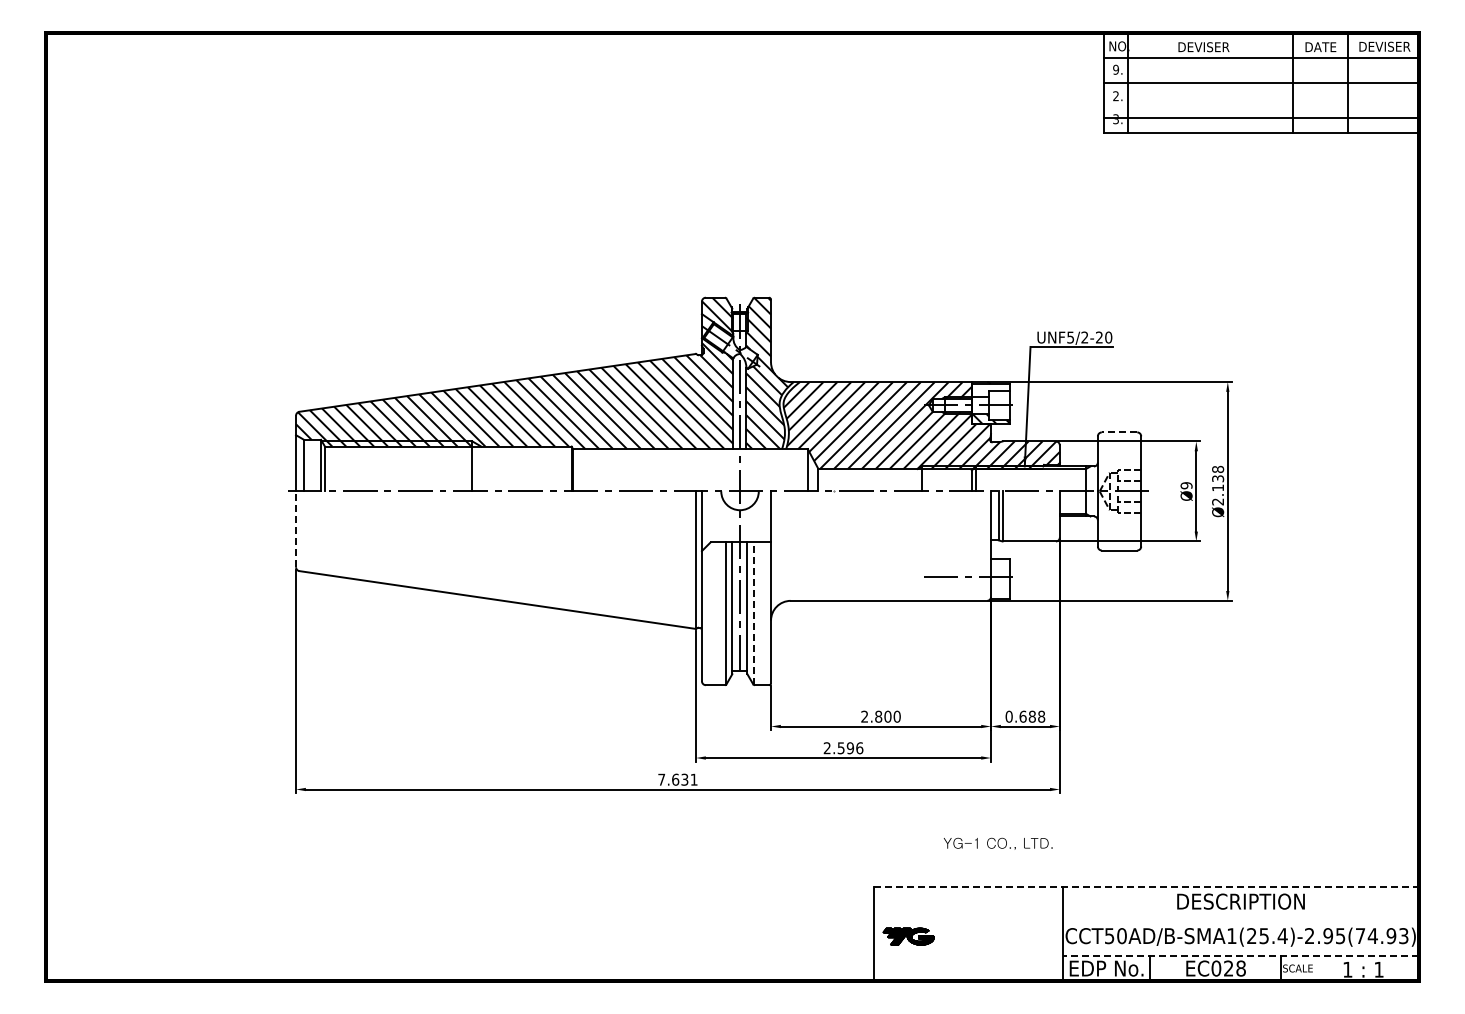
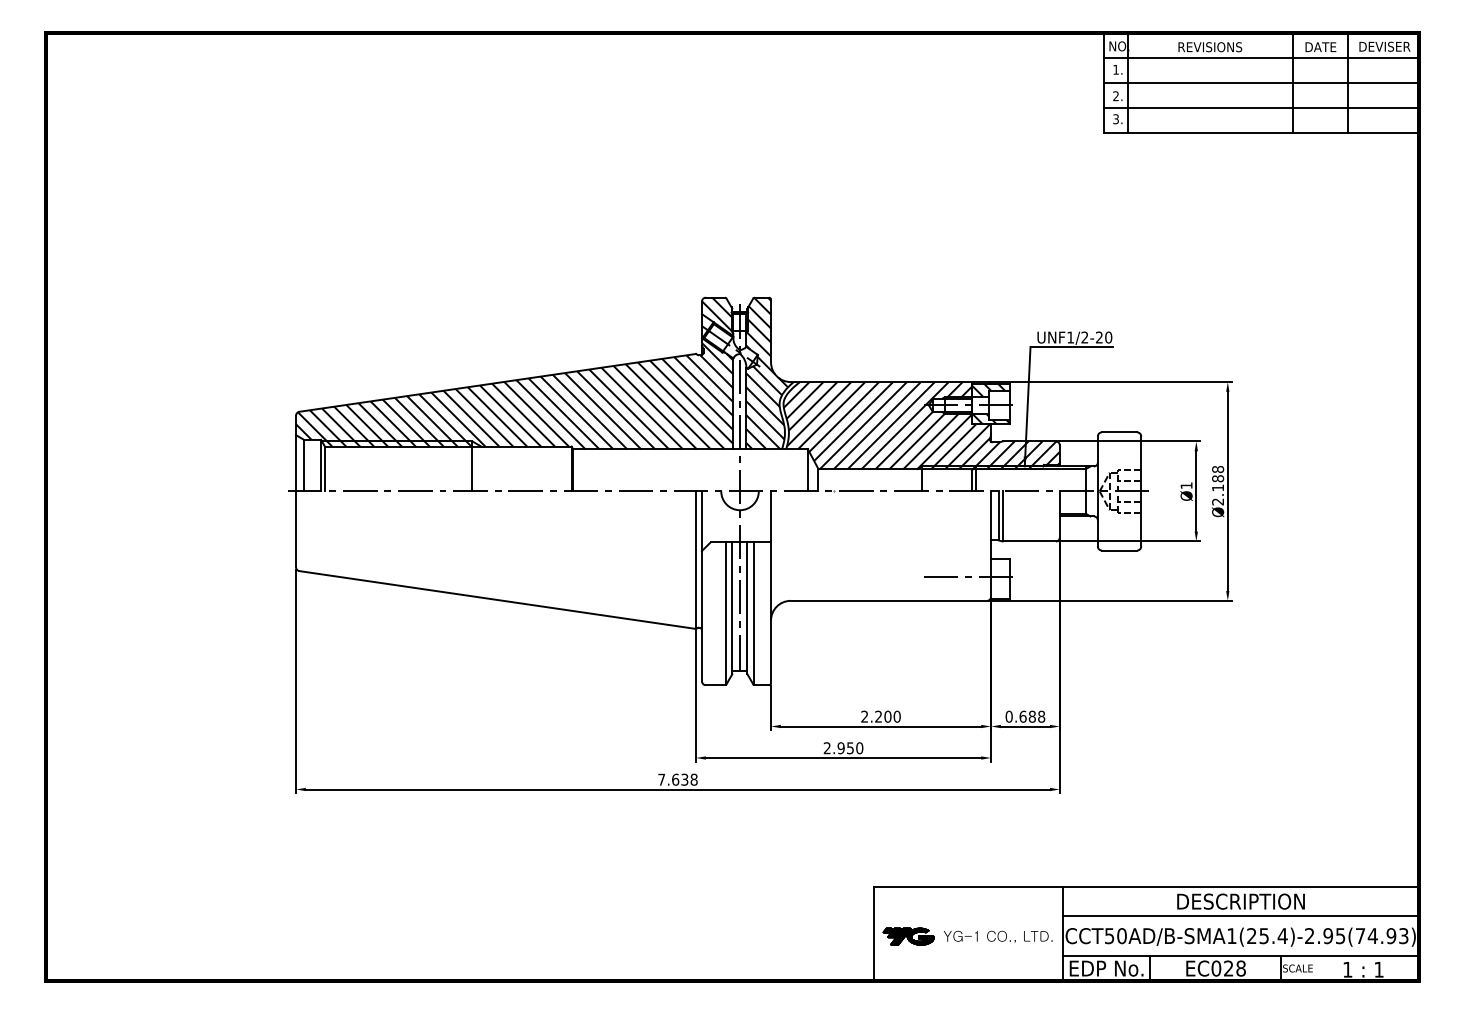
text: DEVISER -> REVISIONS (1210, 47)
text: 9. -> 1. (1116, 69)
line position: (1261, 118) -> (1261, 108) (1261, 108)
text: UNF5/2-20 -> UNF1/2-20 (1070, 337)
hatch: none -> present (988, 390)
line: dashed -> solid (1119, 432)
text: Ø2.138 -> Ø2.188 (1218, 478)
text: Ø9 -> Ø1 (1186, 485)
line: dashed -> solid (296, 529)
line: dashed -> solid (753, 613)
text: 2.800 -> 2.200 (878, 716)
text: 2.596 -> 2.950 (850, 747)
text: 7.631 -> 7.638 (693, 779)
text position: (997, 843) -> (997, 936) (997, 936)
line: dashed -> solid (1147, 886)
line: none -> present (1241, 916)
line: dashed -> solid (1240, 955)
